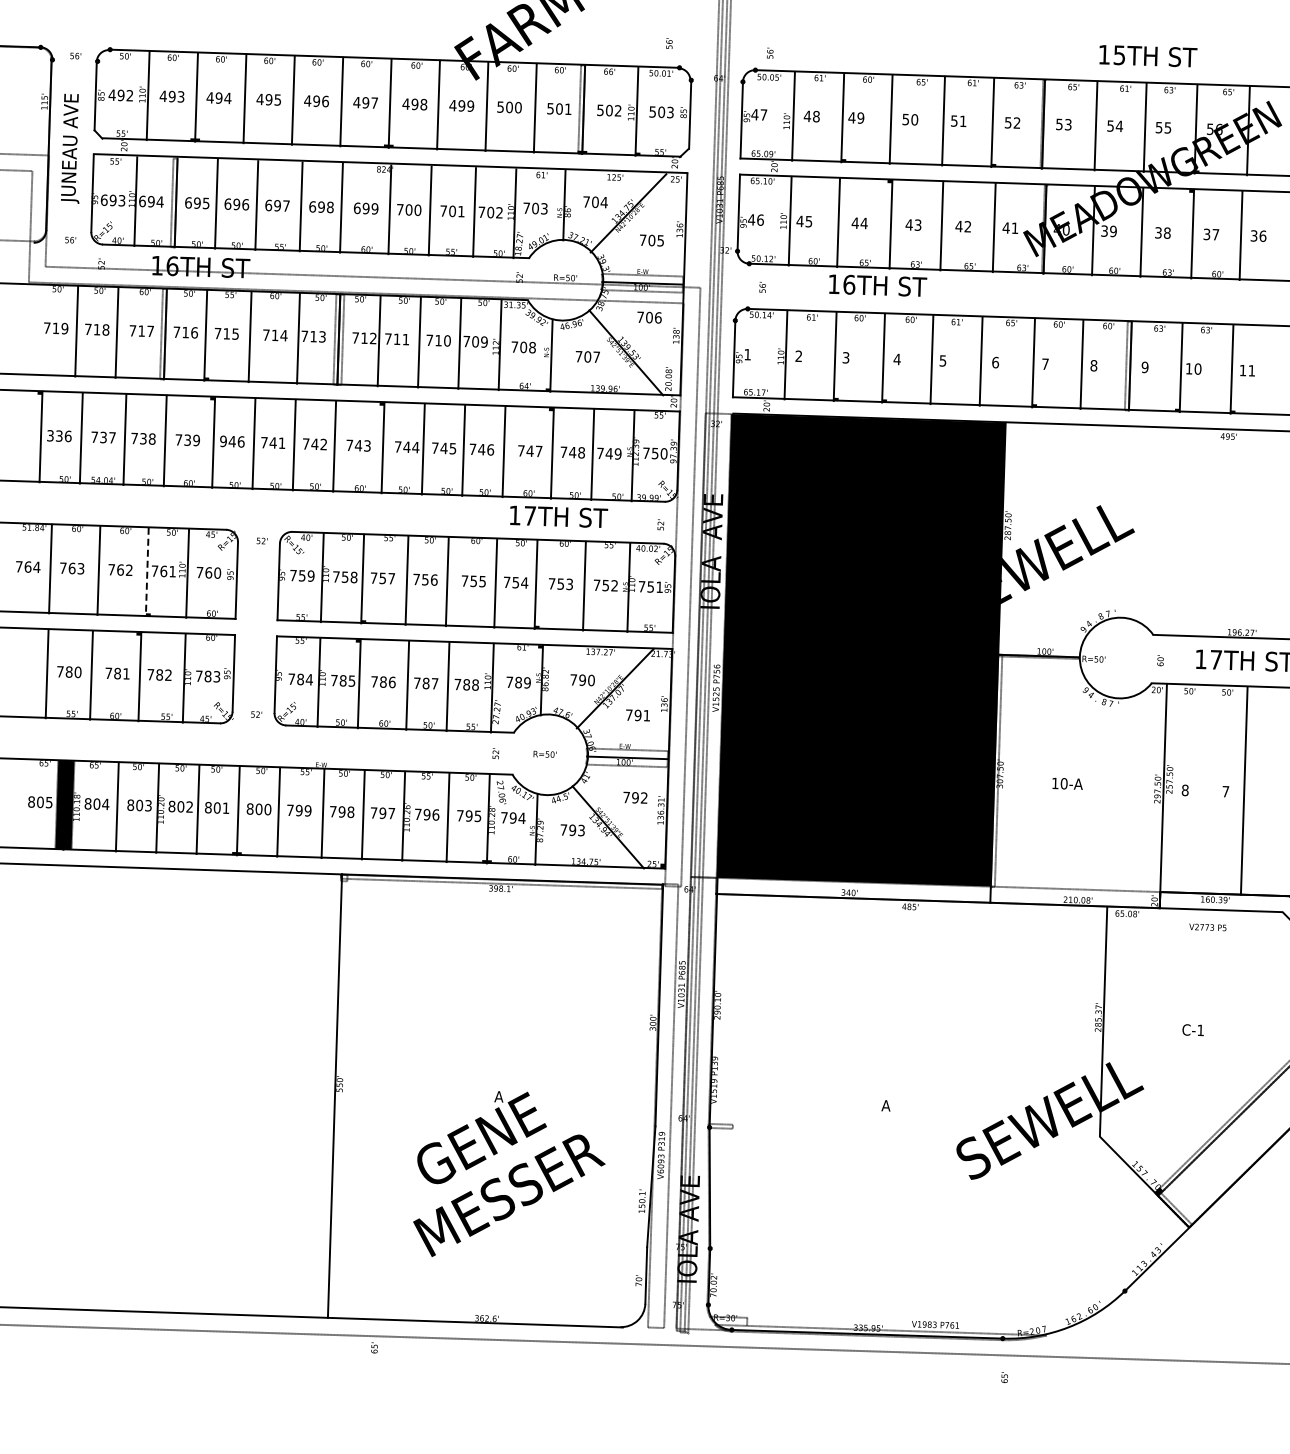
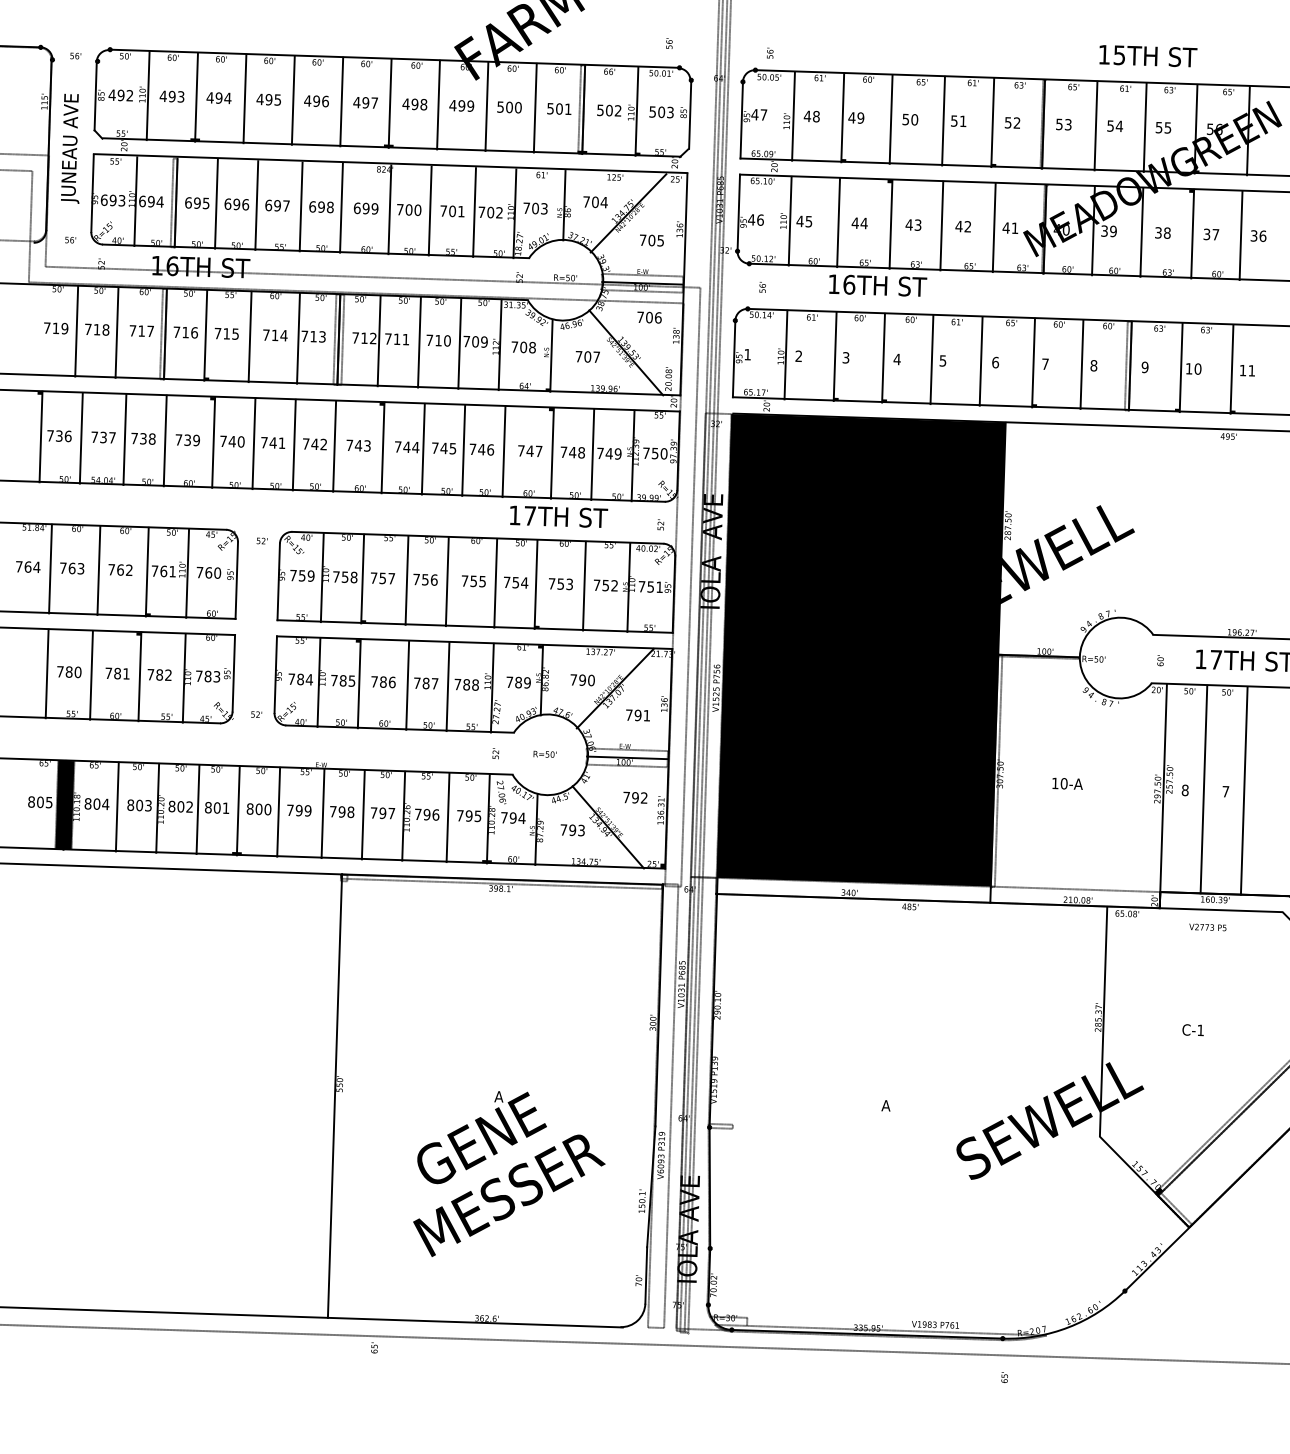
text: 336 -> 736 (50, 435)
text: 946 -> 740 (232, 441)
line: dashed -> solid (147, 572)
line: none -> present (1203, 789)
